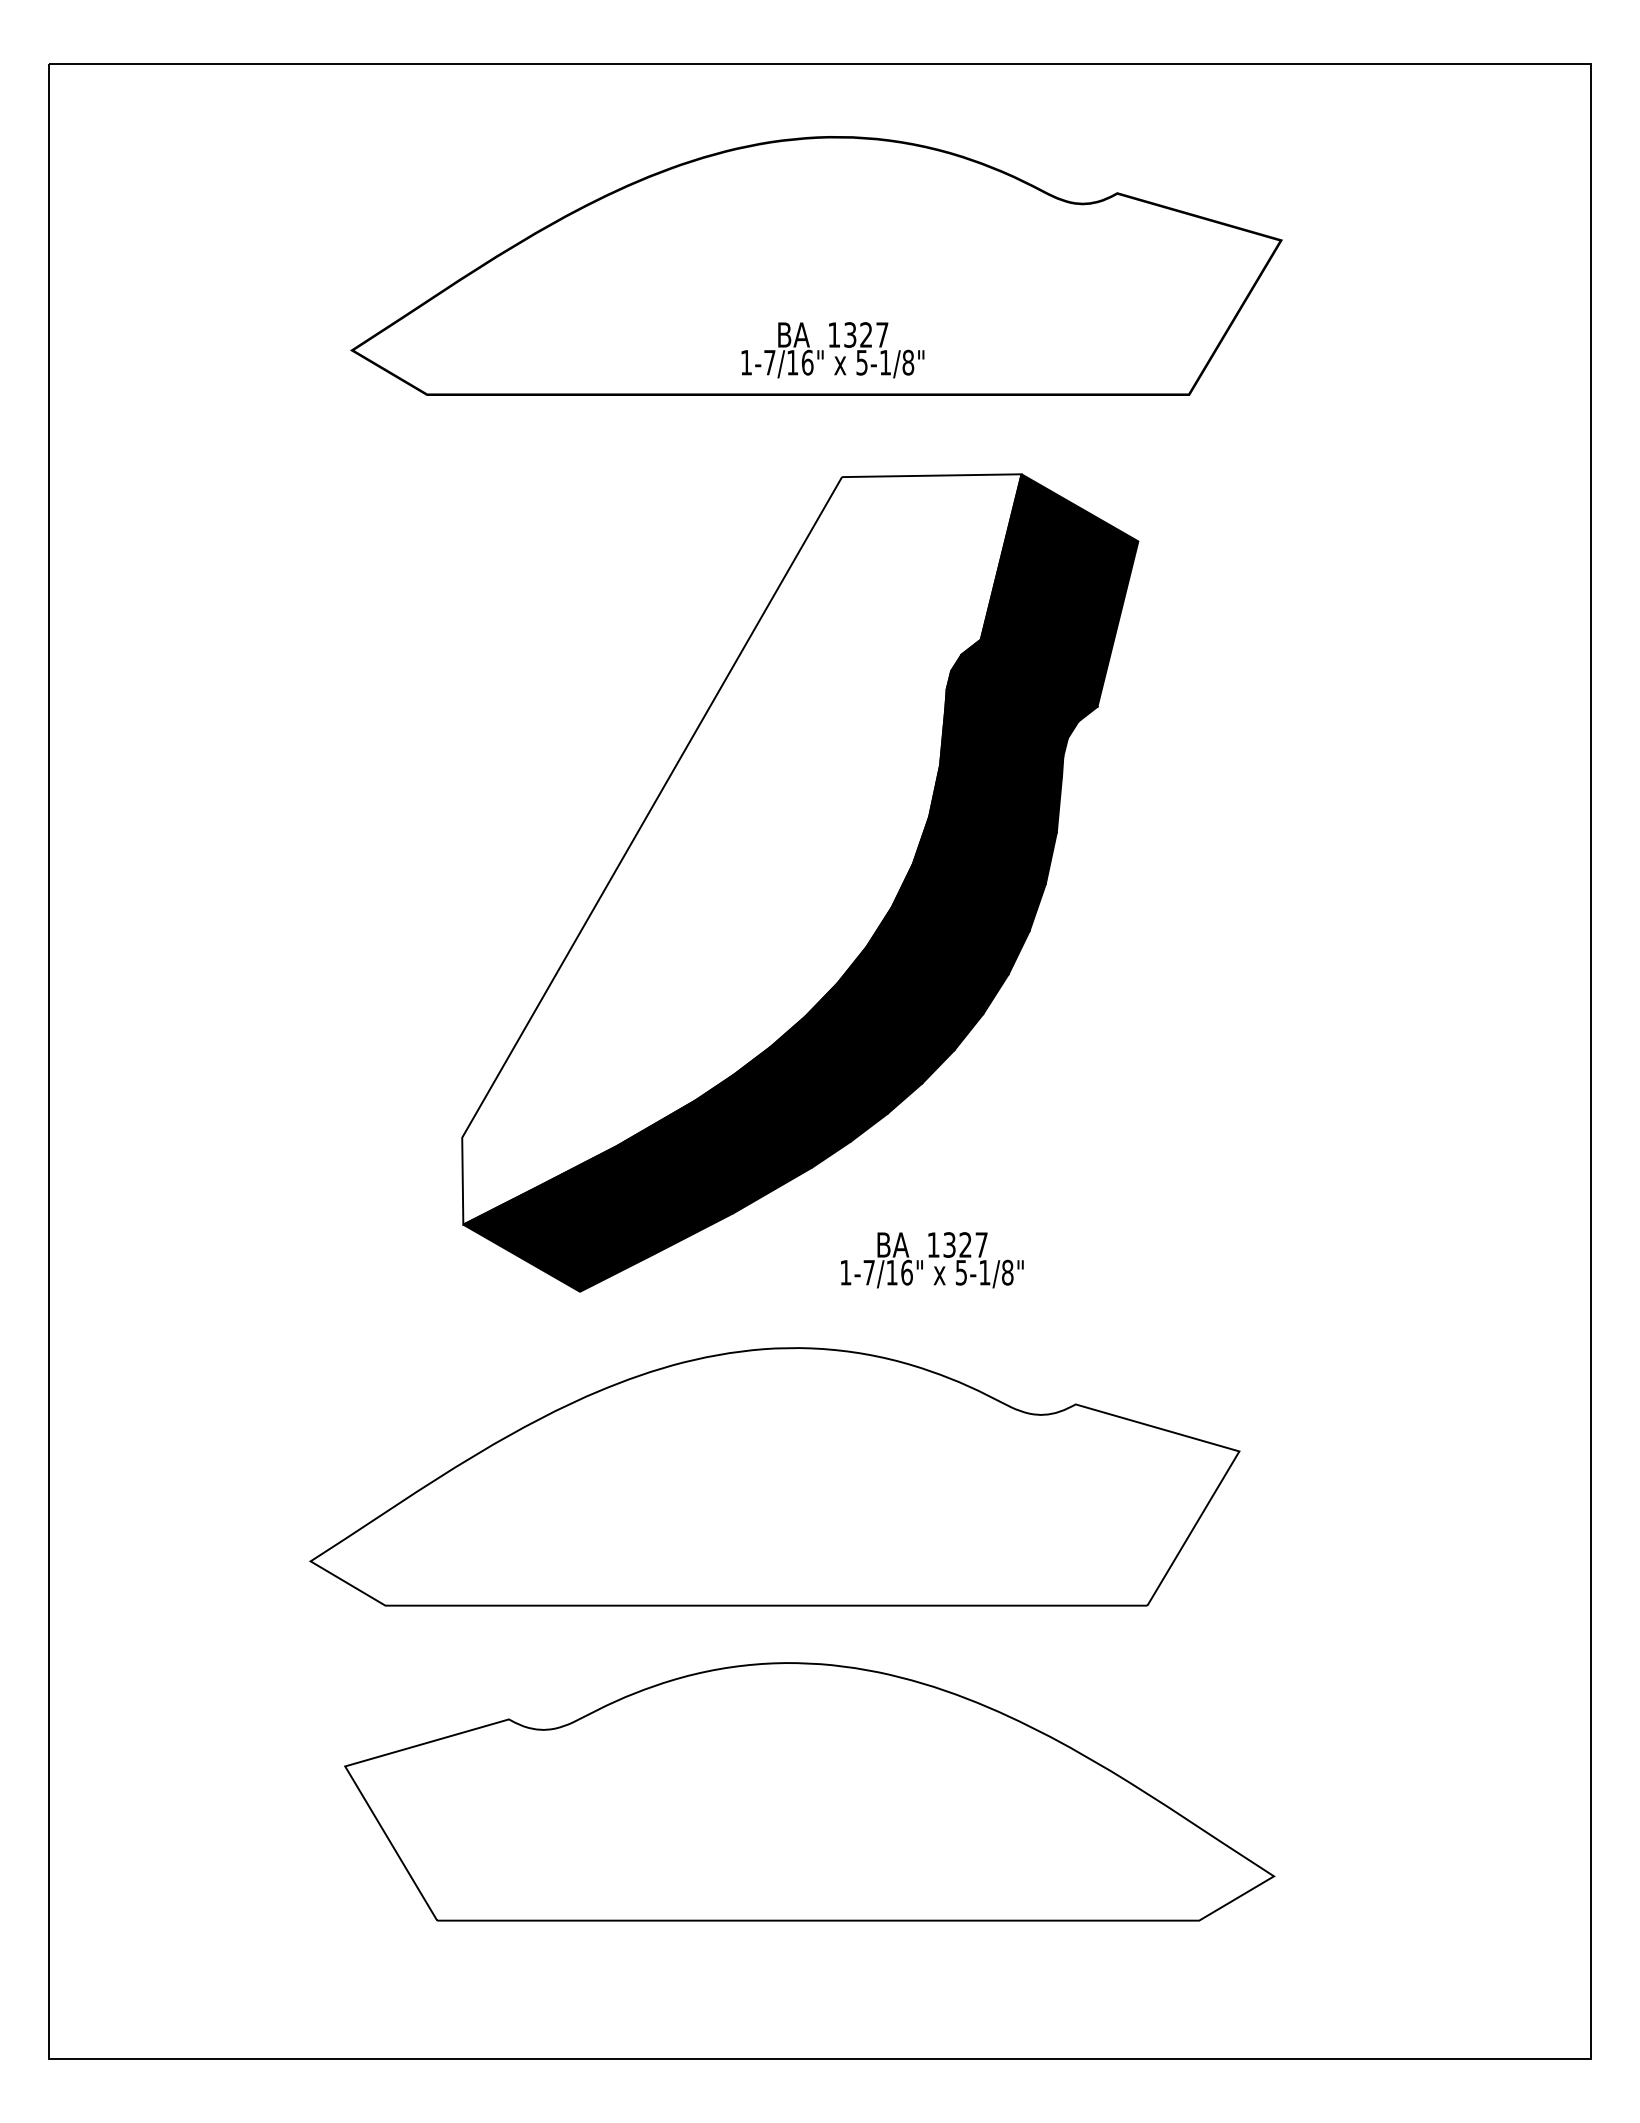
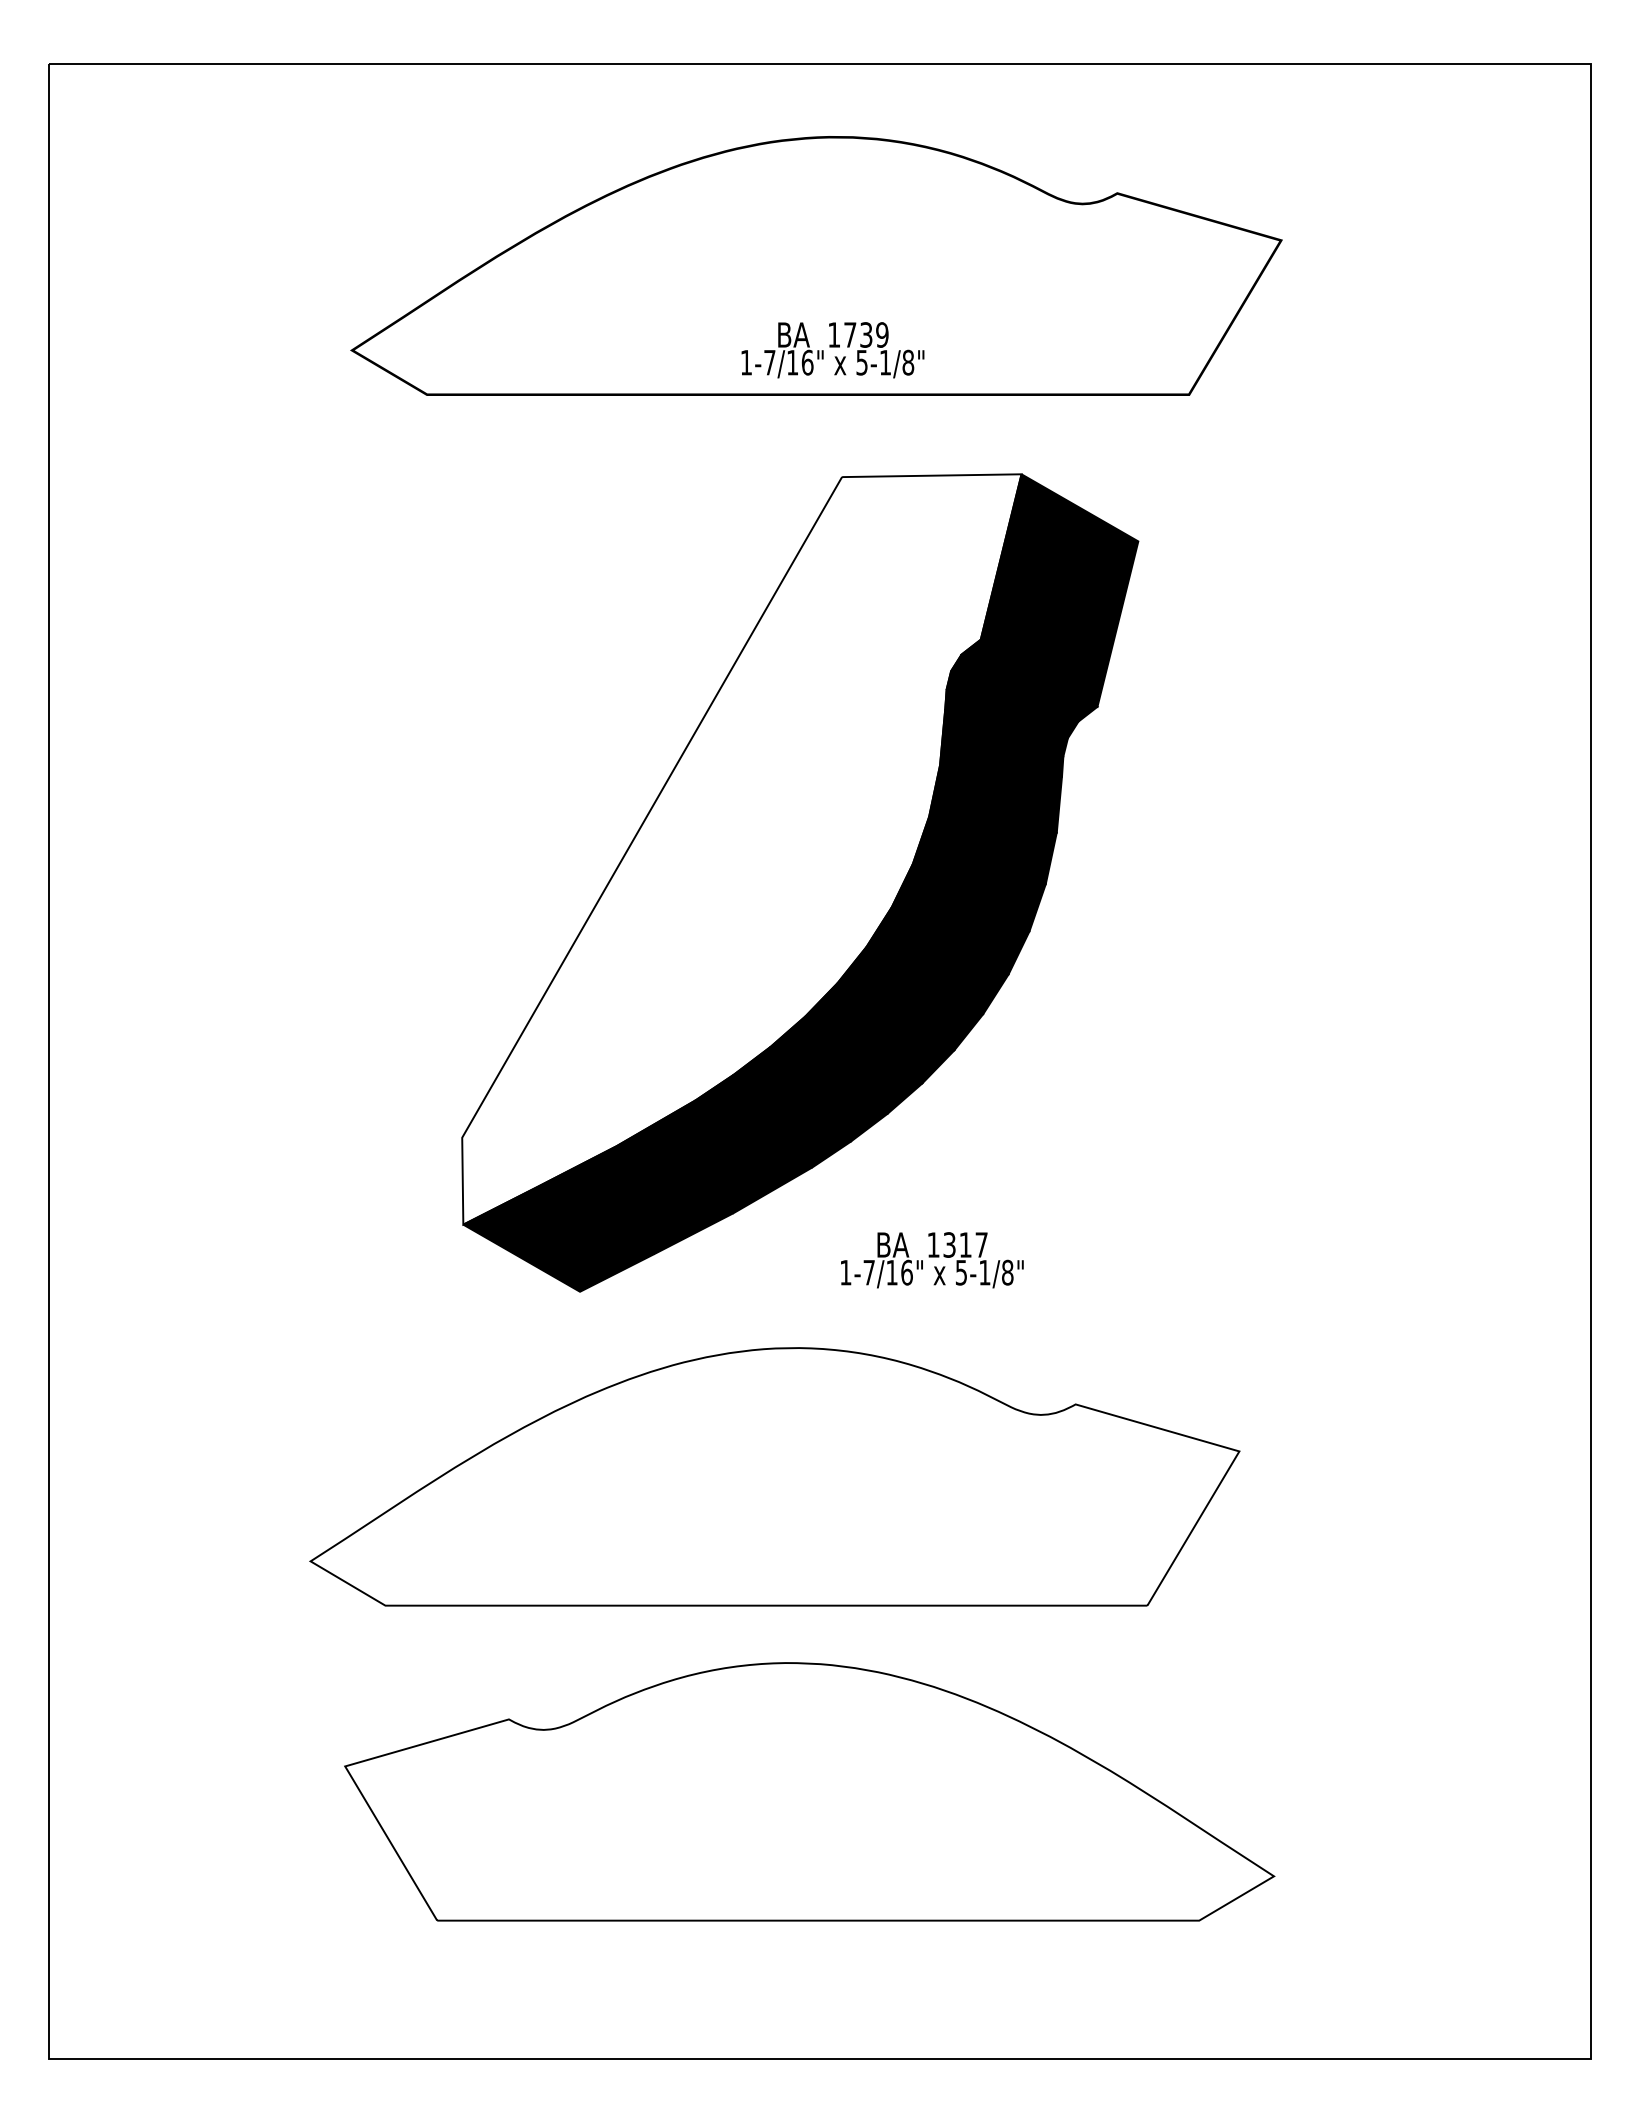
text: 1327 -> 1739 (866, 334)
text: 1327 -> 1317 (965, 1244)
